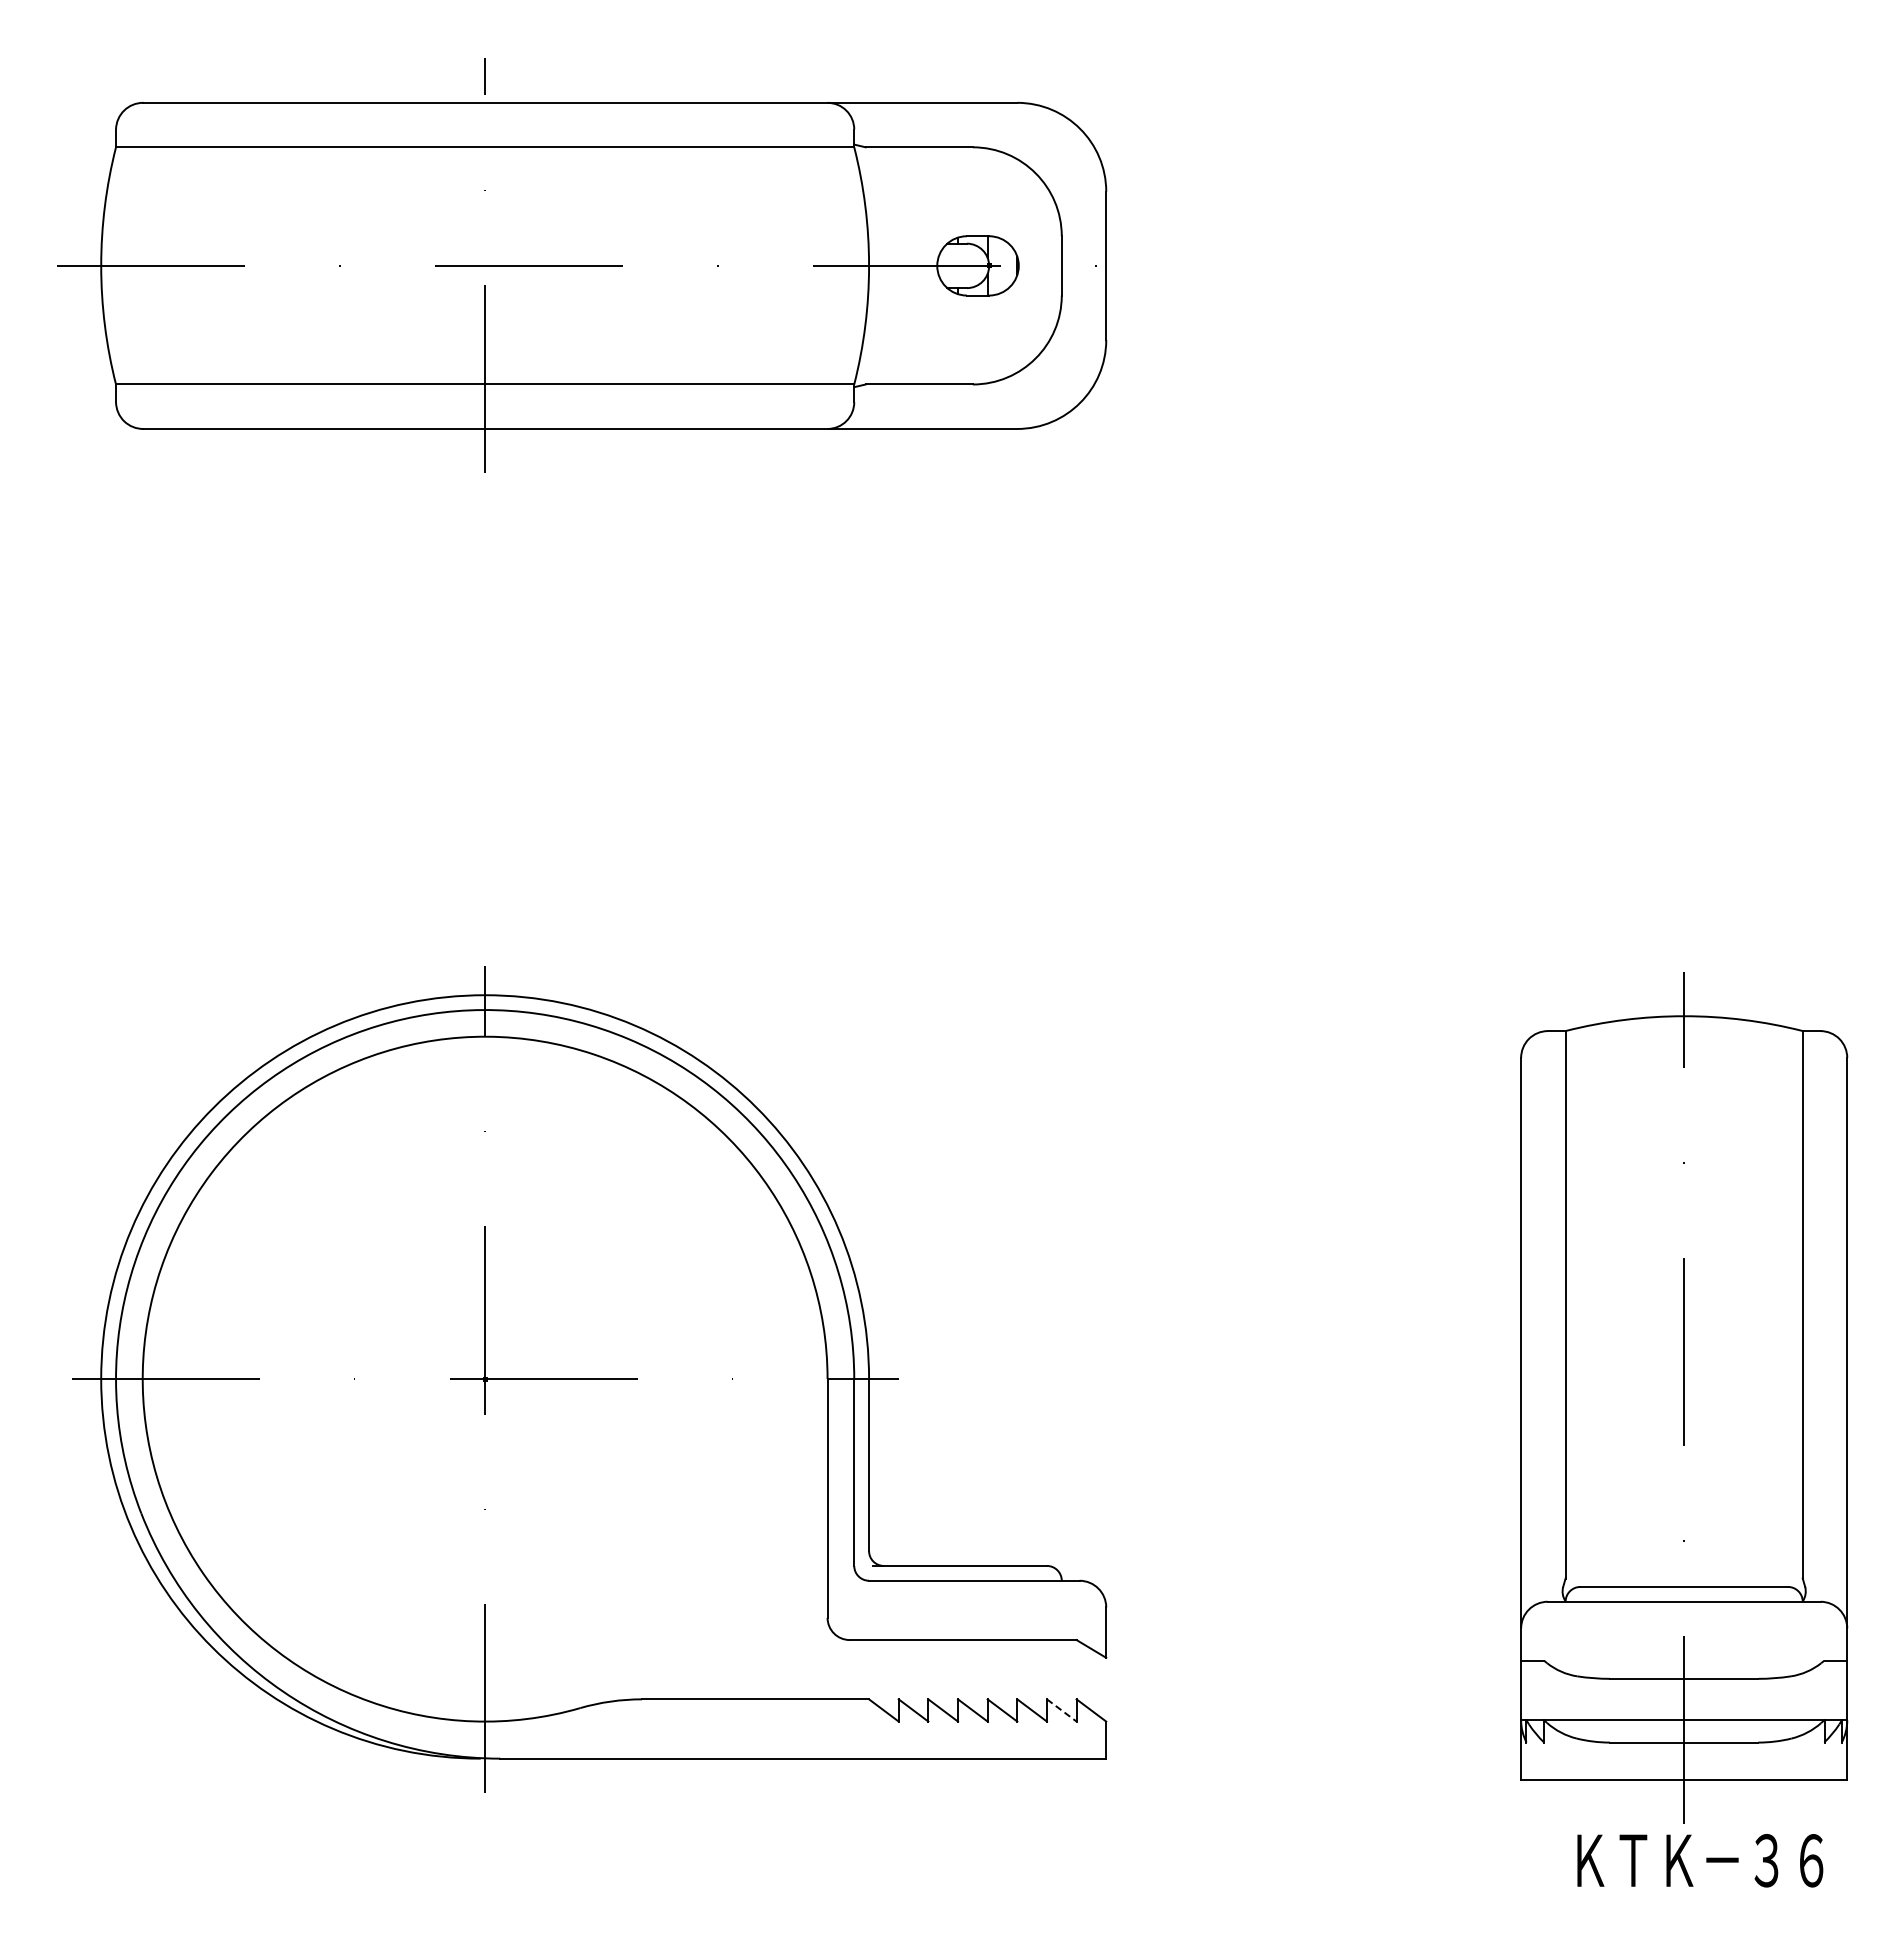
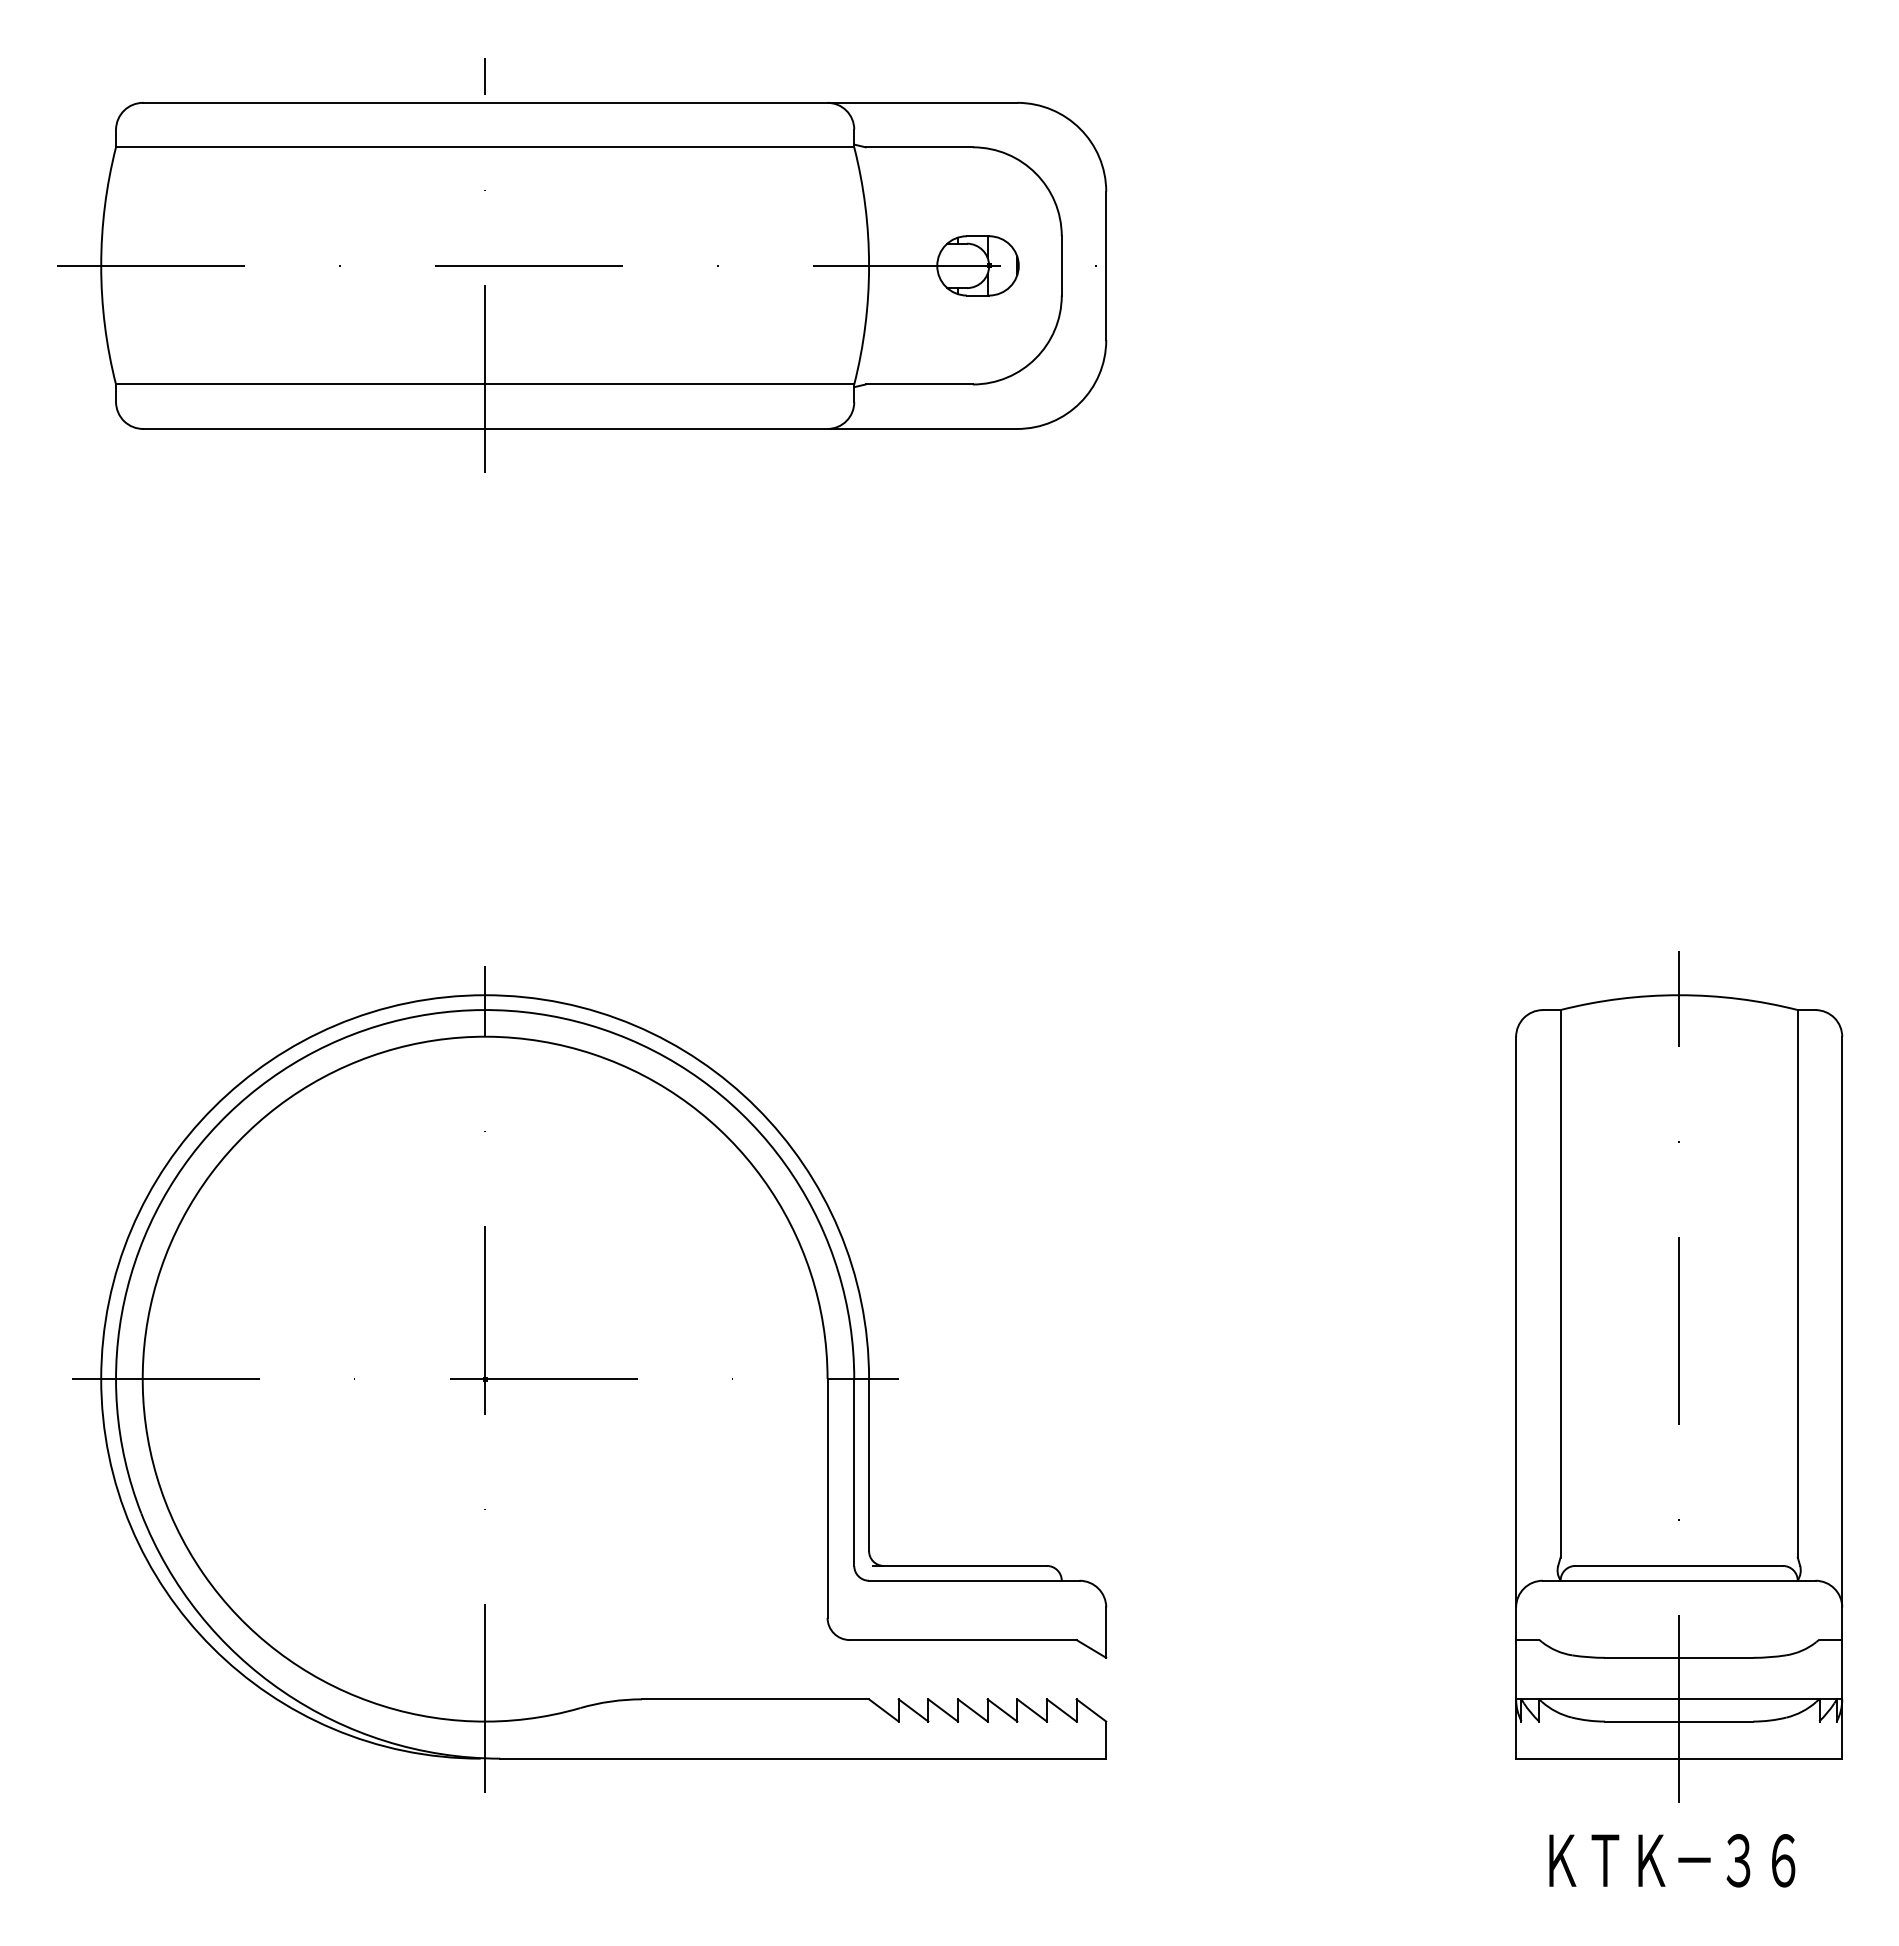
part position: (1684, 1397) -> (1679, 1376) (1679, 1376)
line: dashed -> solid (1061, 1710)
text position: (1700, 1860) -> (1672, 1860) (1672, 1860)
